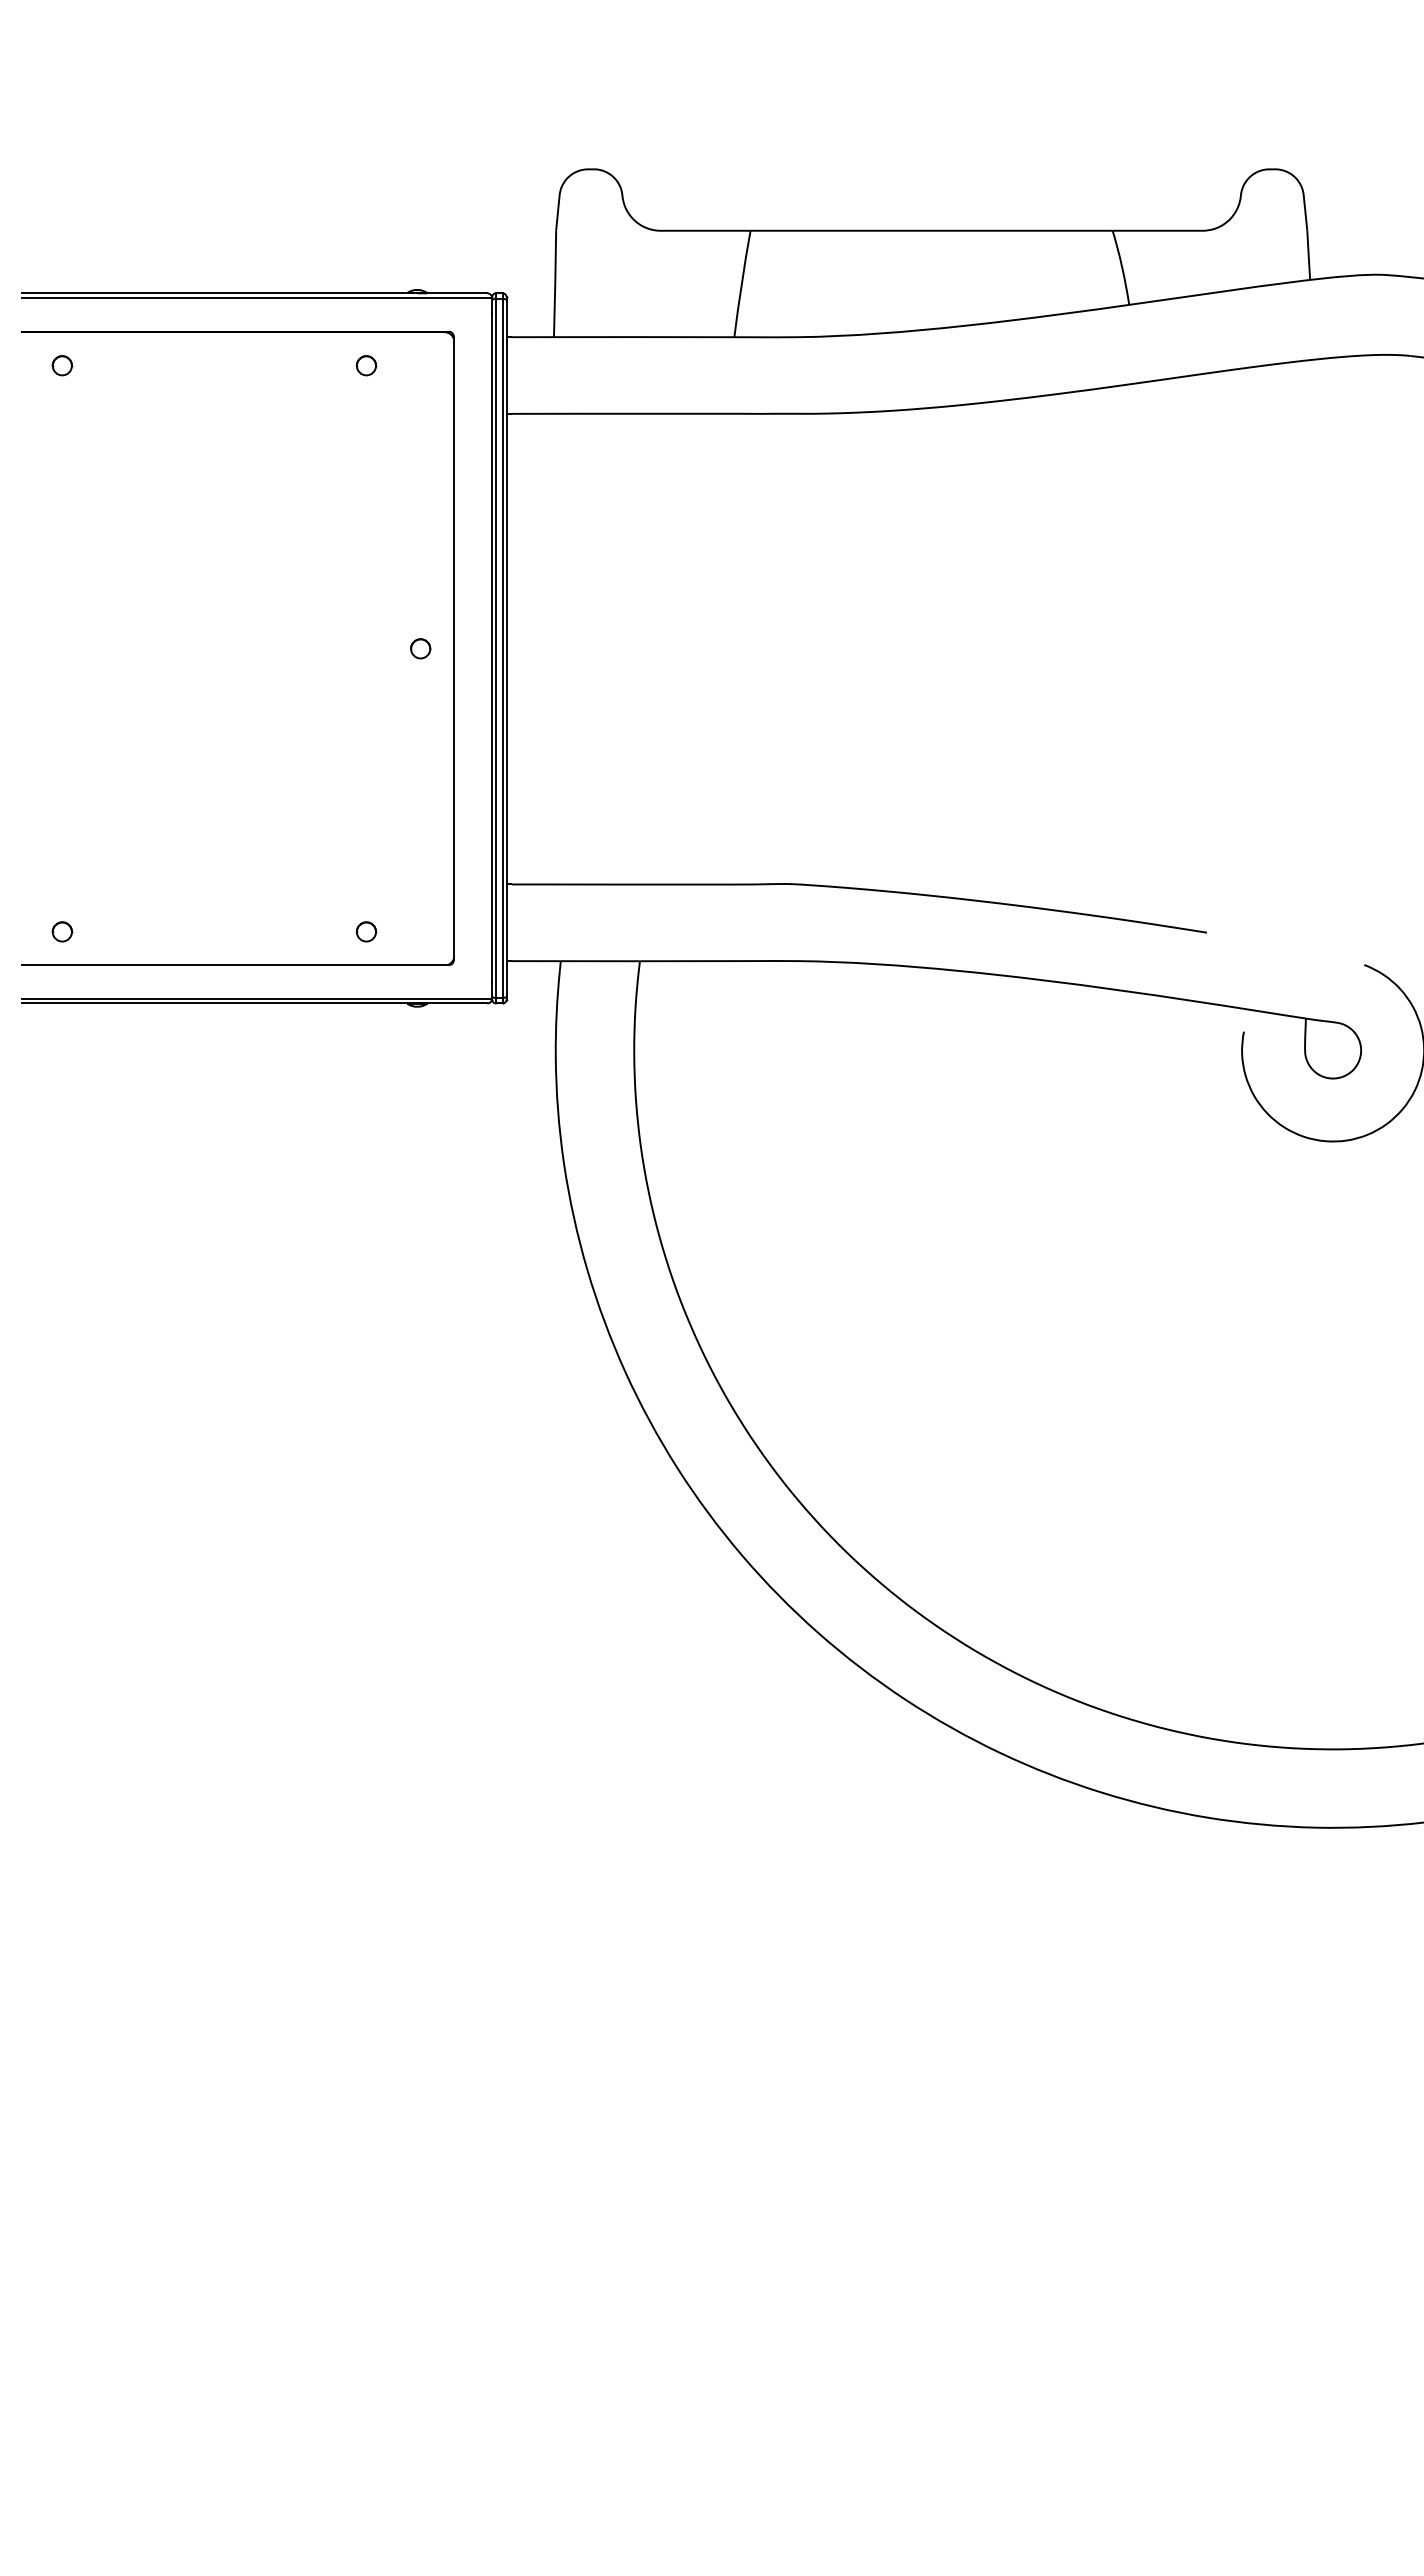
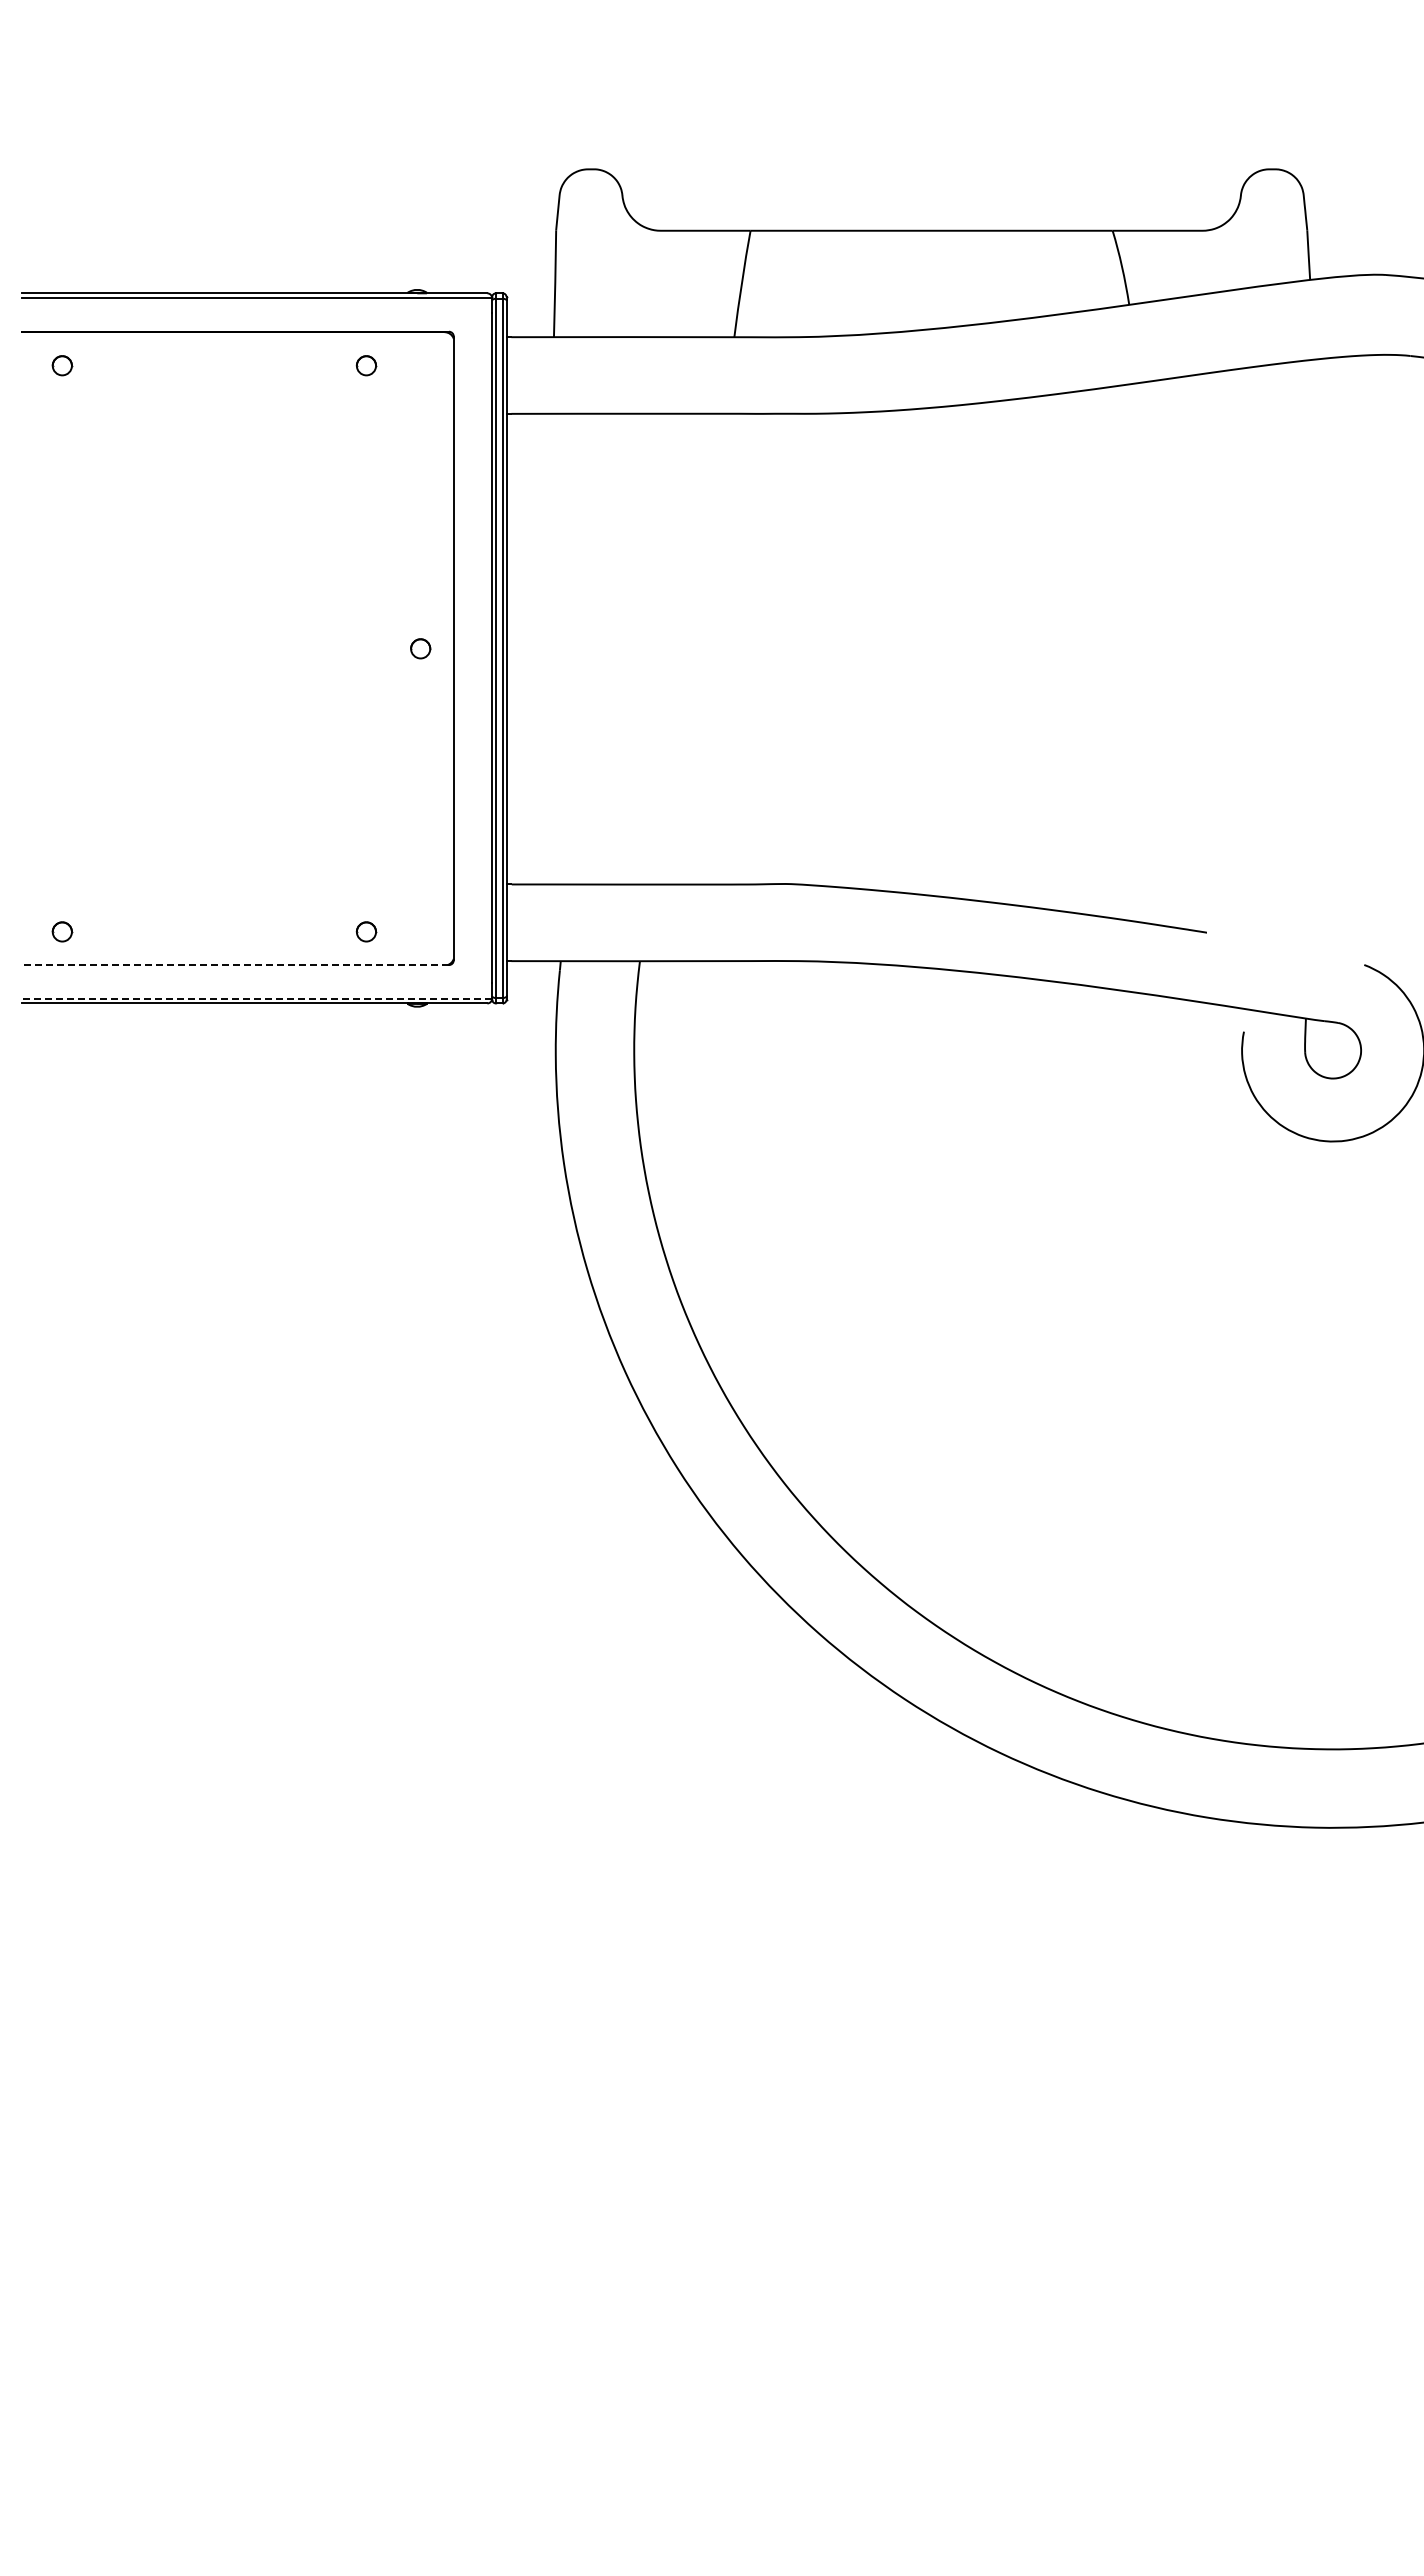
line: solid -> dashed (235, 965)
line: solid -> dashed (256, 998)
